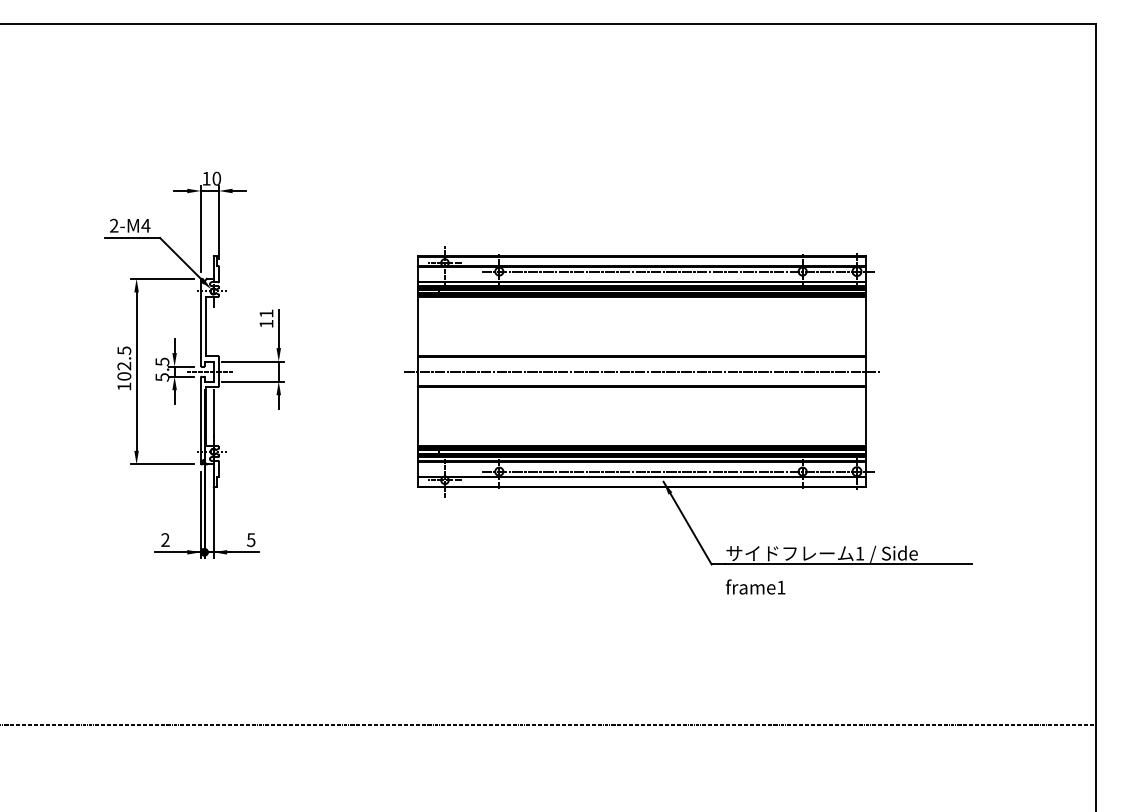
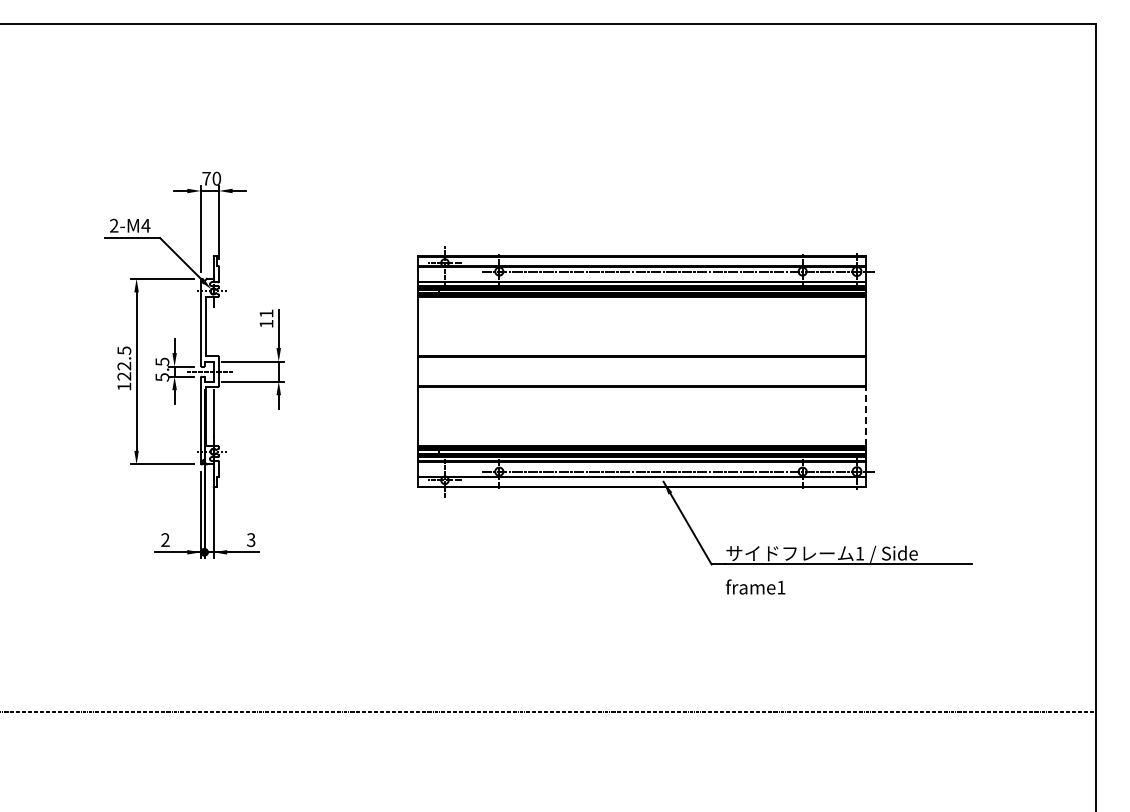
text: 10 -> 70 (206, 178)
line: present -> none (641, 371)
text: 102.5 -> 122.5 (124, 376)
line: solid -> dashed (866, 416)
text: 5 -> 3 (251, 539)
line position: (549, 724) -> (549, 711) (549, 711)
